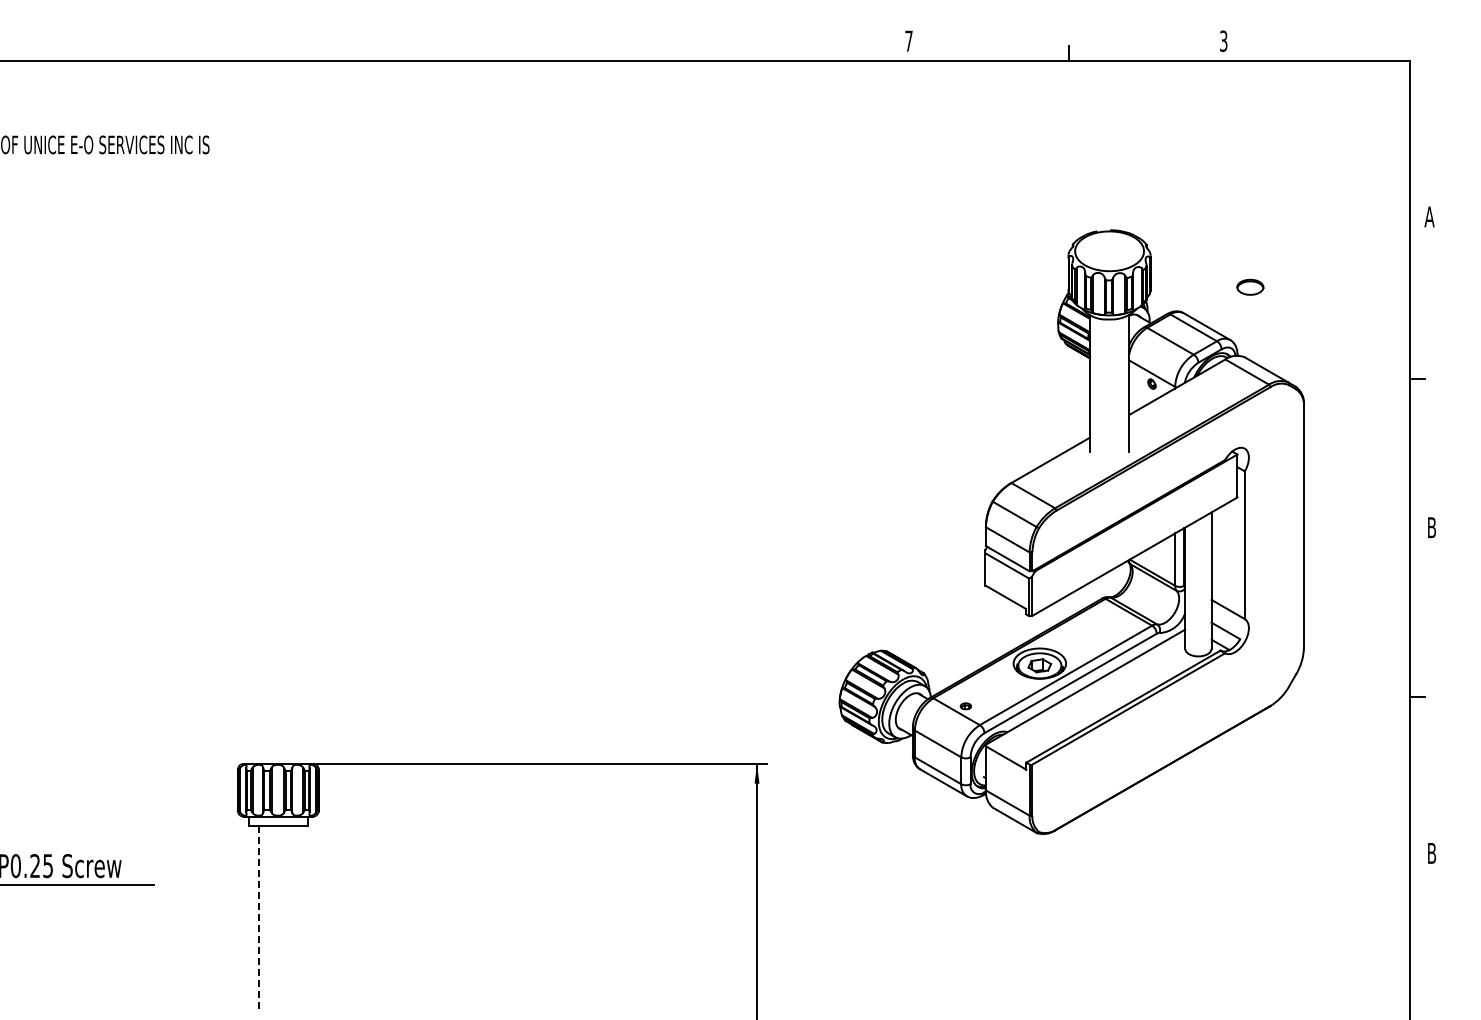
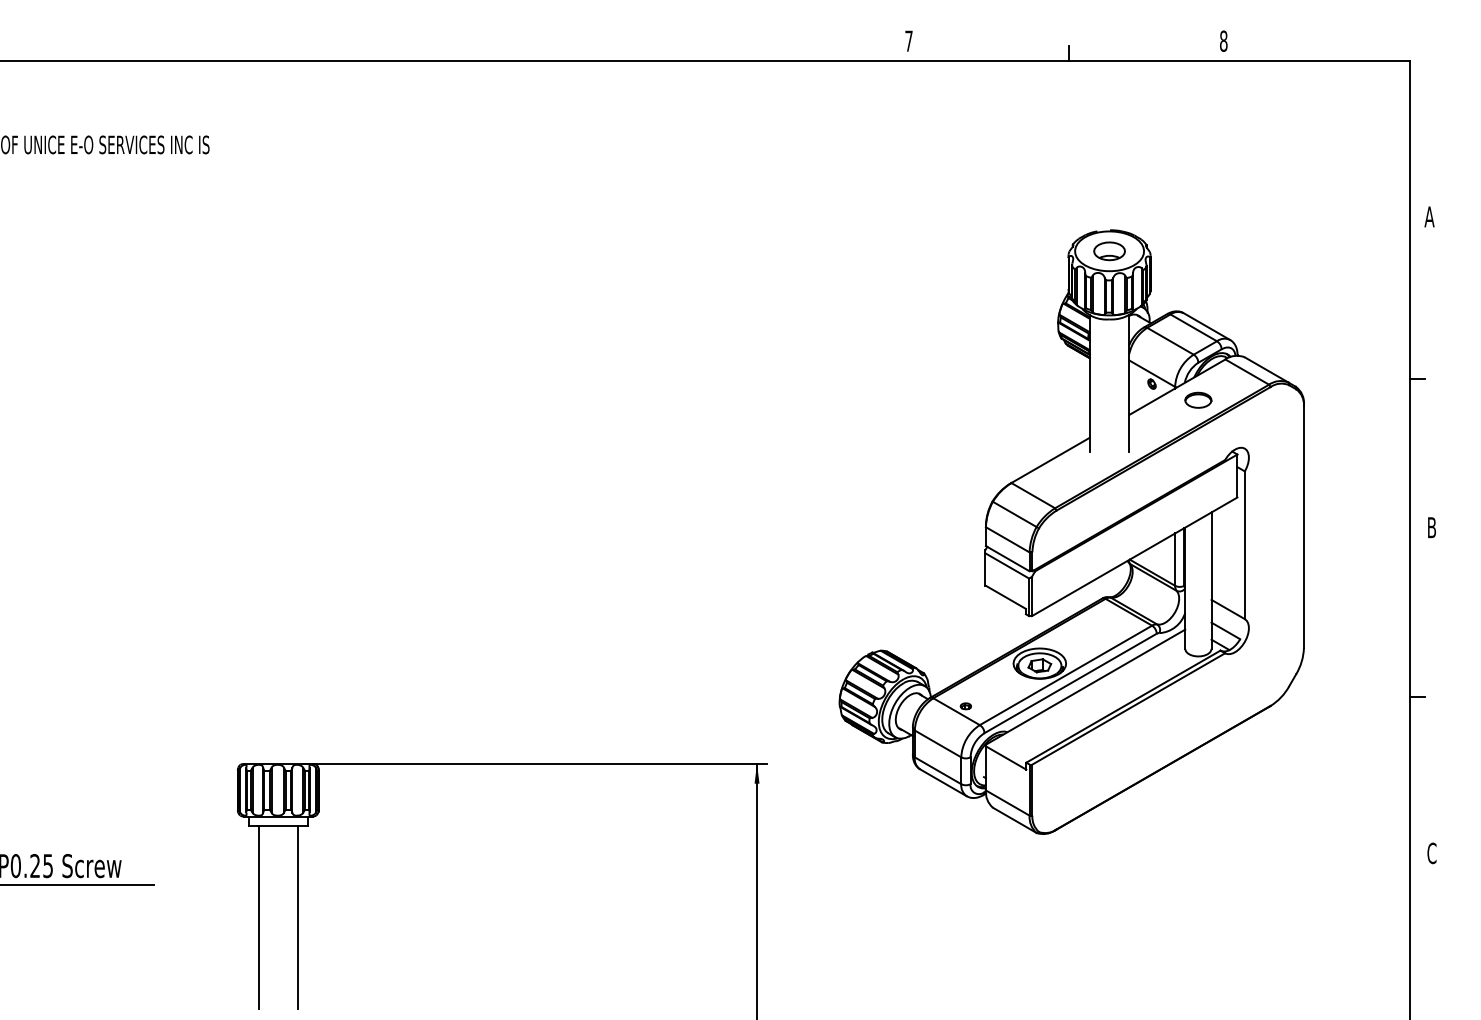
text: 3 -> 8 (1223, 40)
part: none -> present (1109, 251)
part position: (1250, 286) -> (1198, 399) (1198, 399)
text: B -> C (1431, 853)
line: none -> present (298, 917)
line: dashed -> solid (258, 918)
